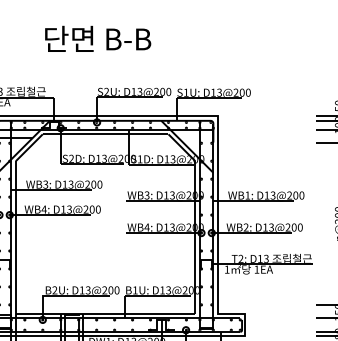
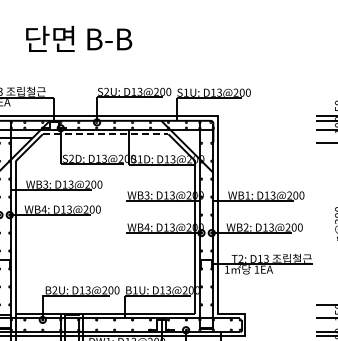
text position: (98, 38) -> (79, 38) (79, 38)
line: solid -> dashed (105, 134)
